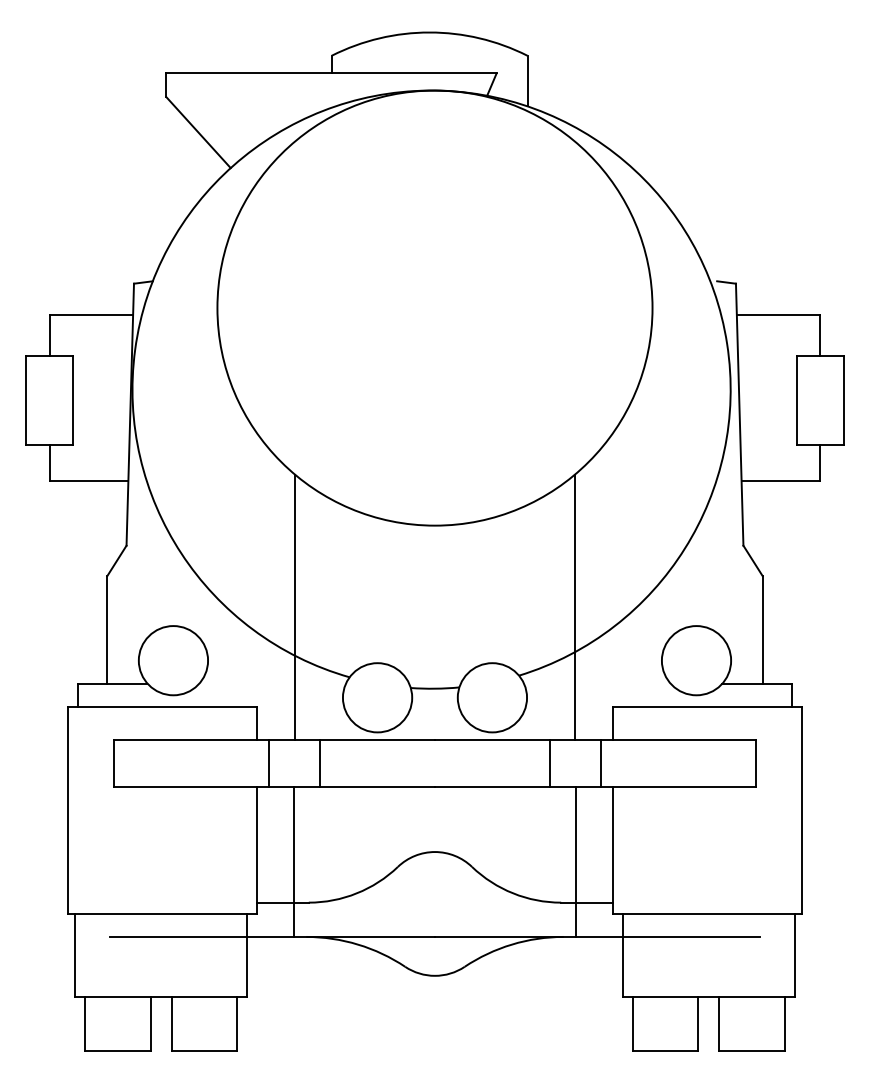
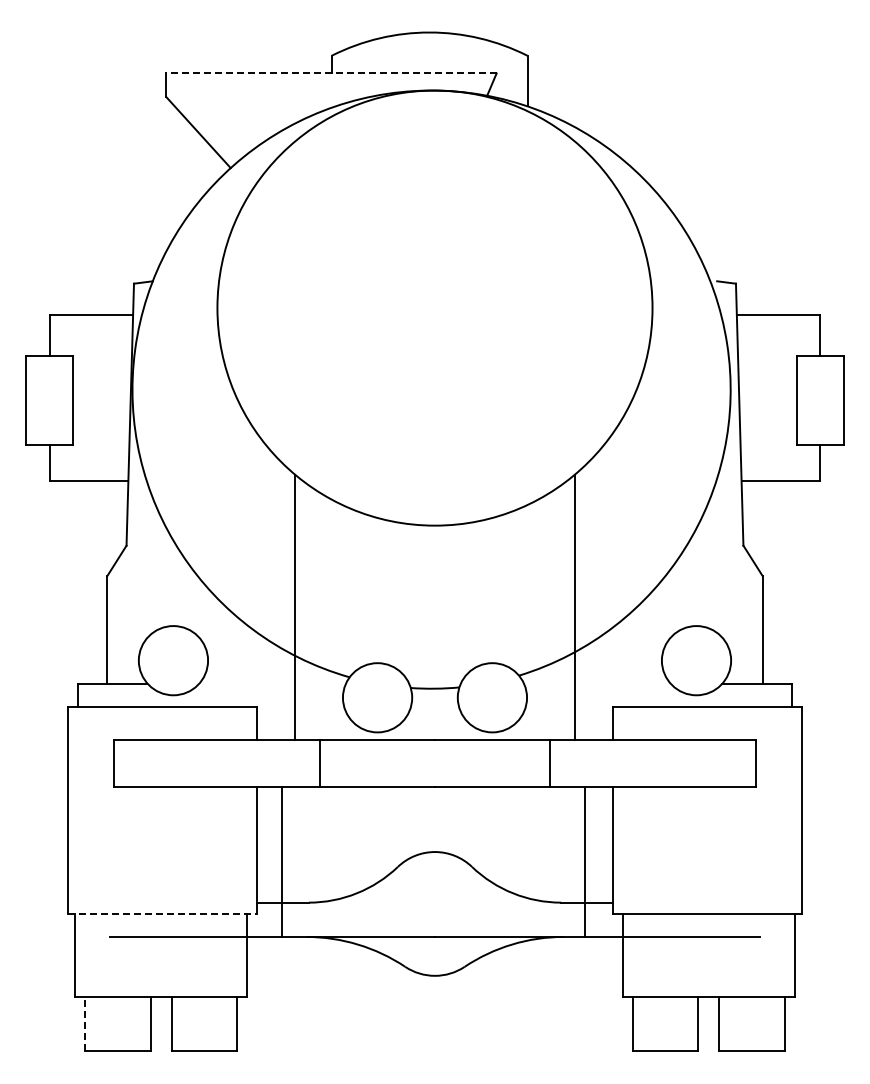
line: solid -> dashed (330, 73)
line: present -> none (269, 762)
line: present -> none (600, 762)
line position: (294, 861) -> (282, 861) (282, 861)
line position: (575, 861) -> (584, 861) (584, 861)
line: solid -> dashed (162, 913)
line: solid -> dashed (85, 1023)
